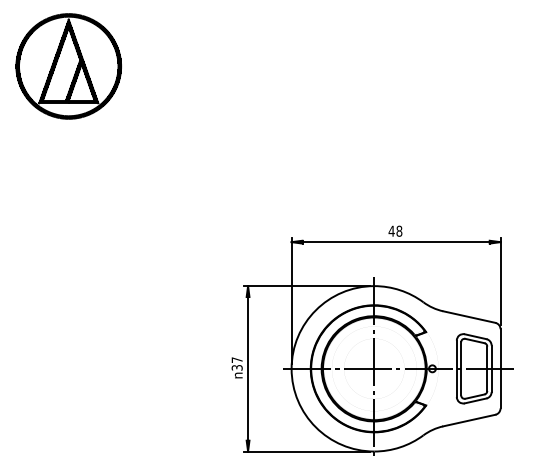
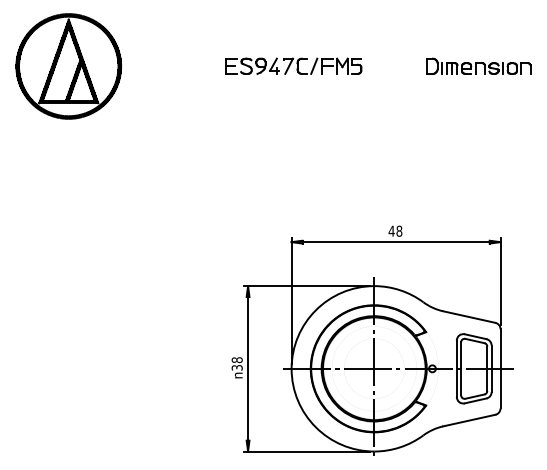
part: none -> present (293, 65)
part: none -> present (478, 65)
text: 37 -> 38 (236, 360)
